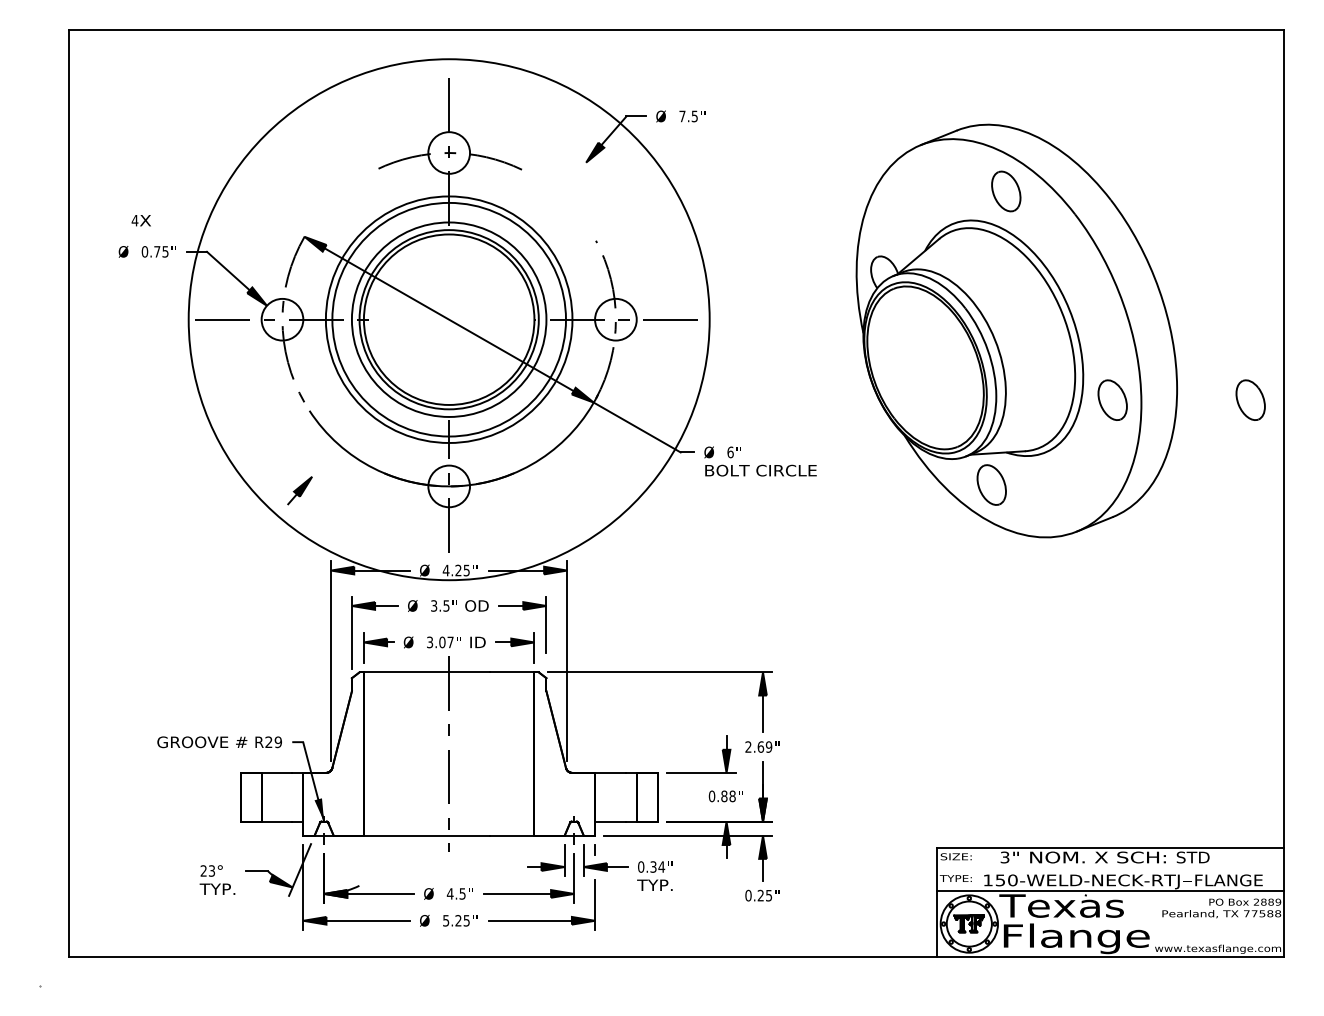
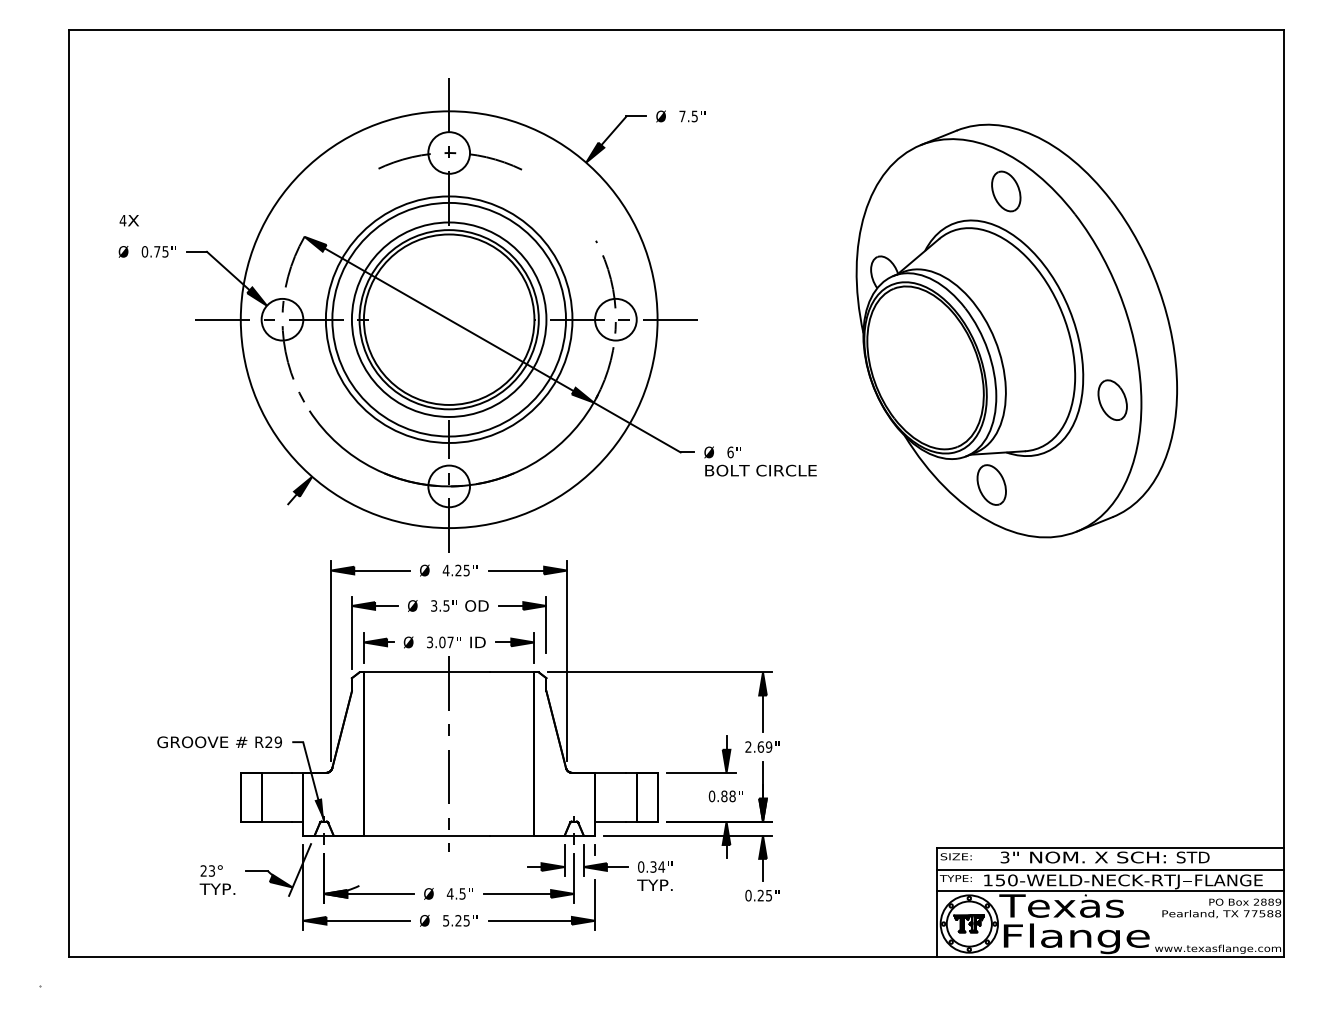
text position: (140, 220) -> (128, 220) (128, 220)
circle diameter: 521 px -> 417 px (448, 319)
part: present -> none (1250, 399)
line: none -> present (1110, 869)
